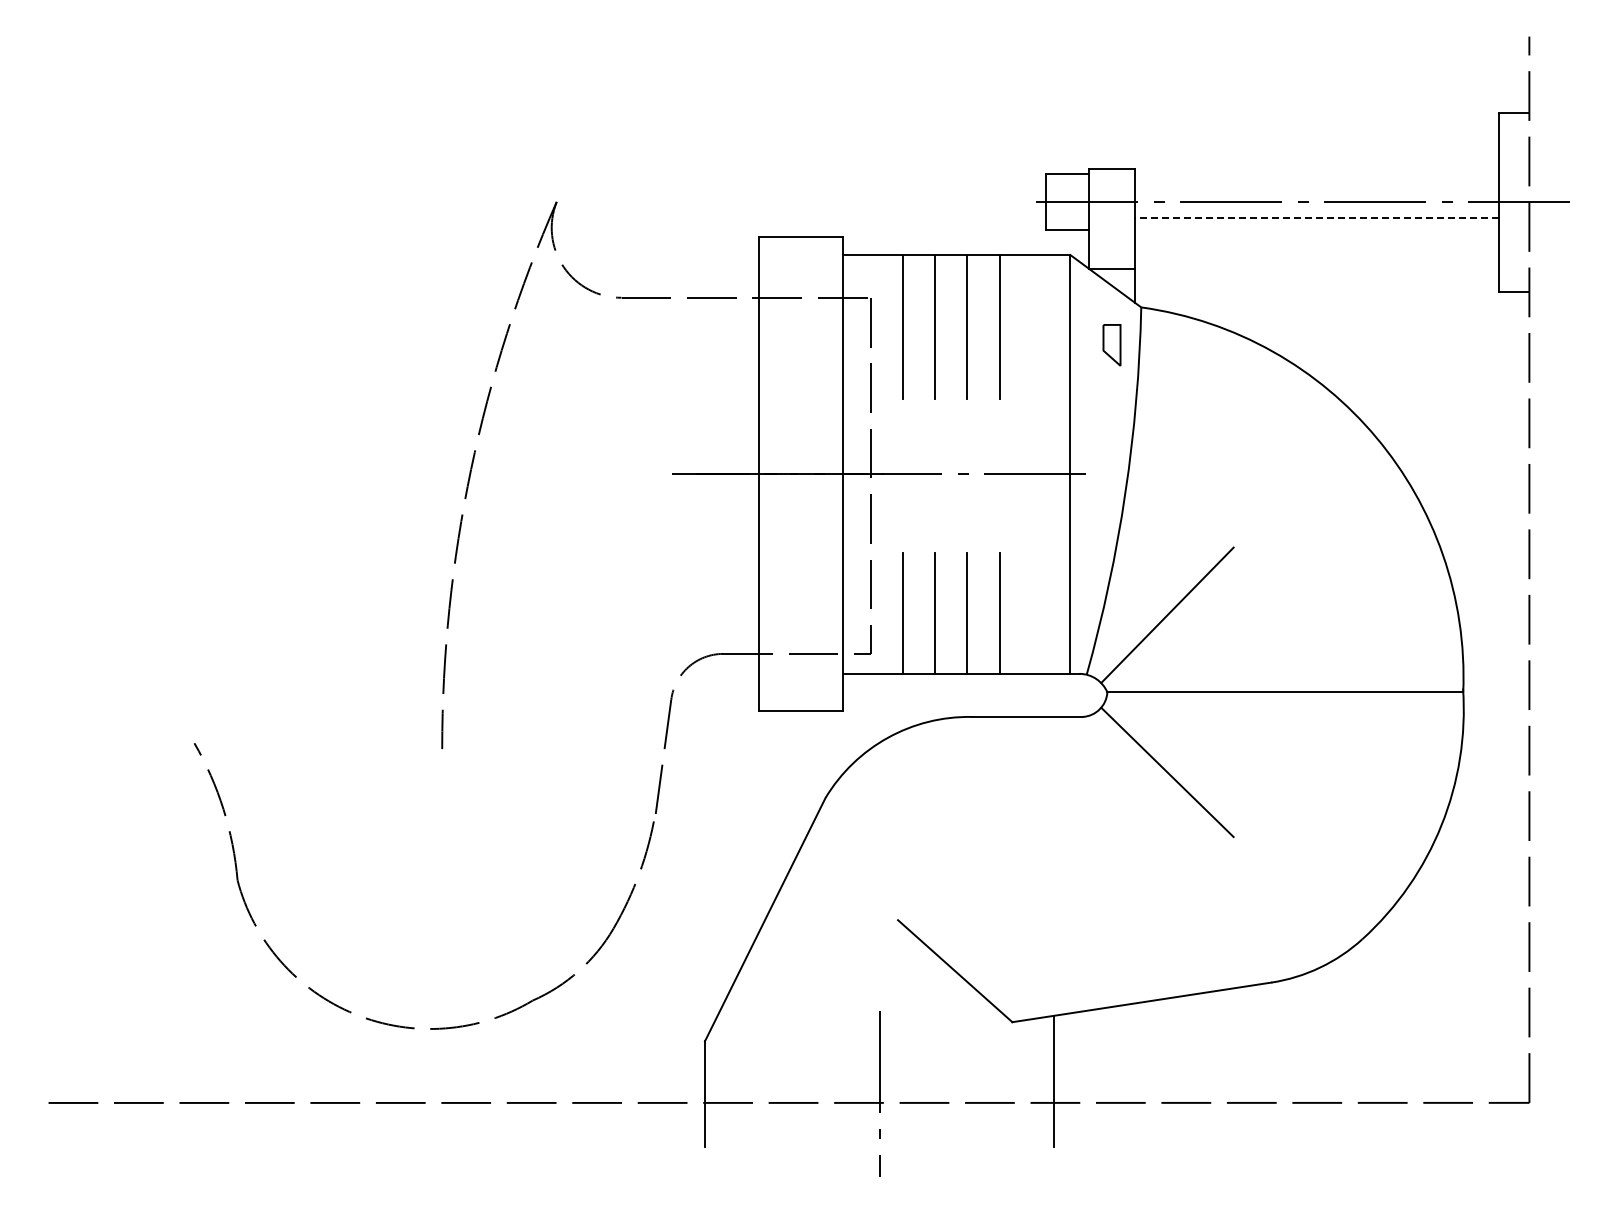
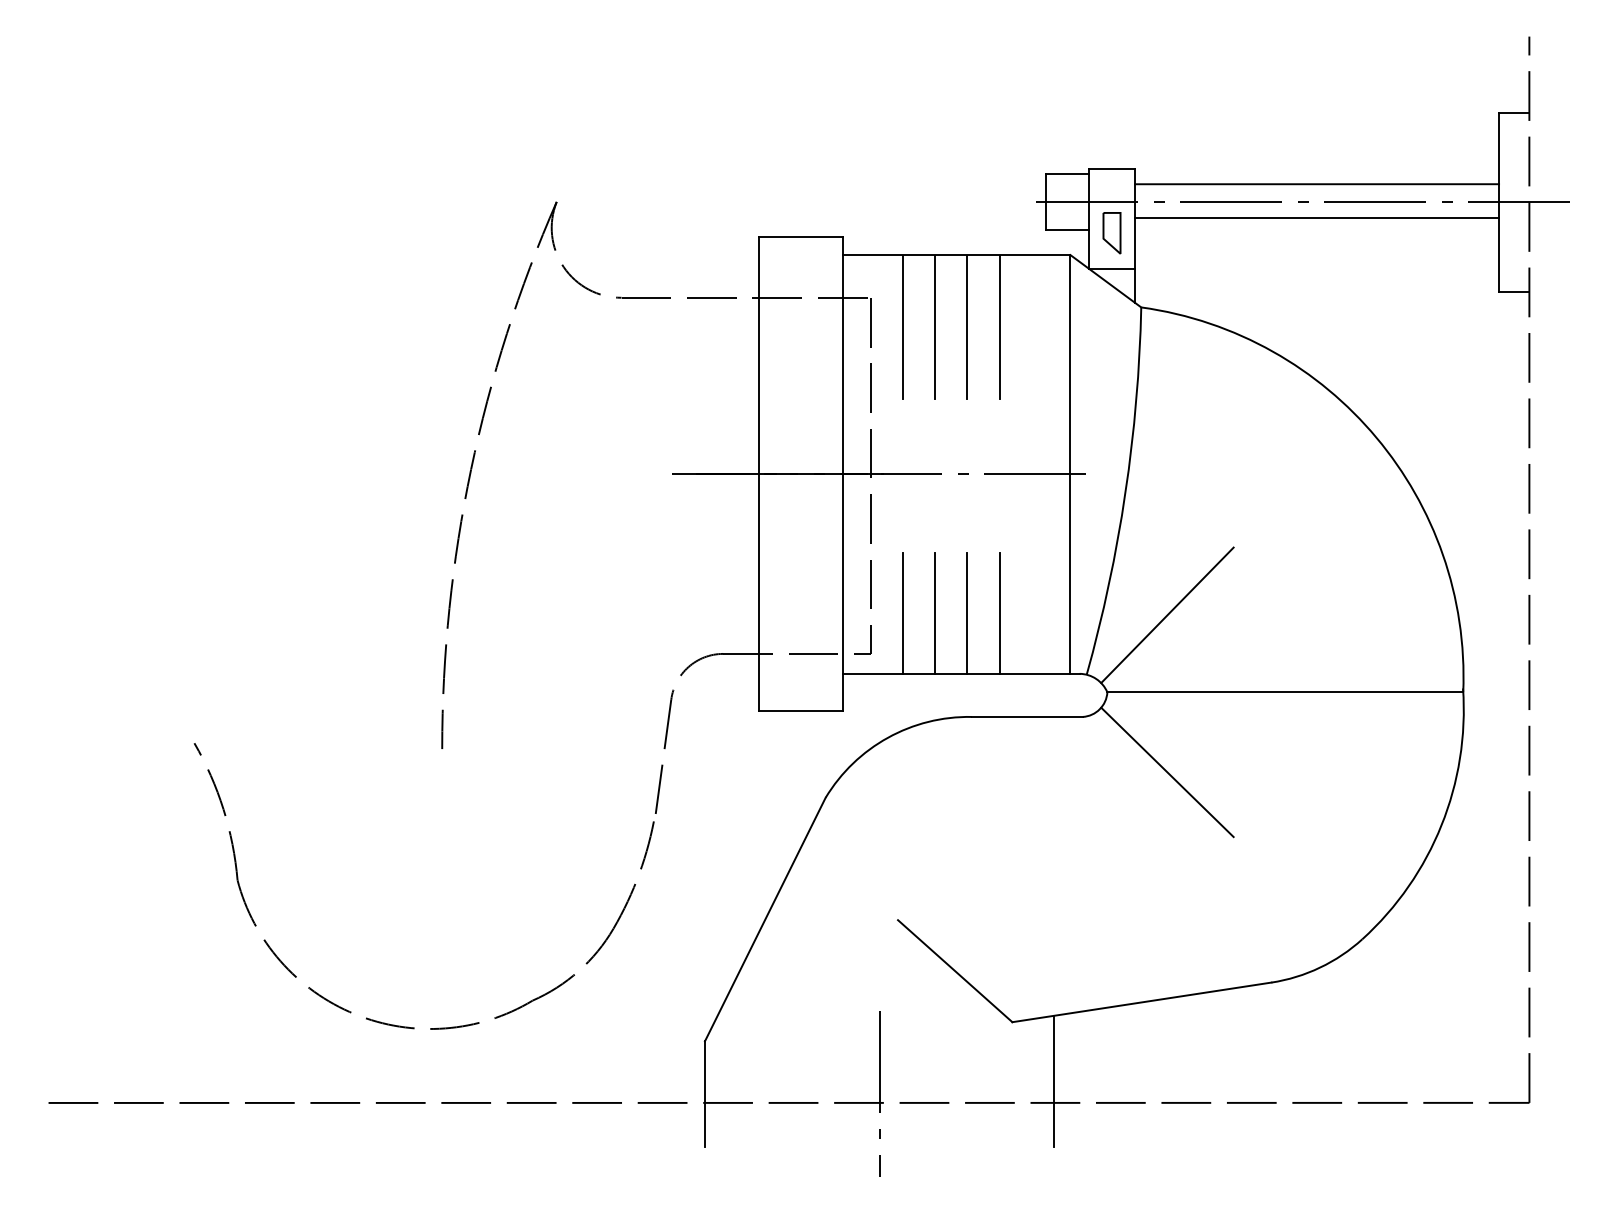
line: none -> present (1317, 184)
line: dashed -> solid (1317, 218)
part position: (1111, 345) -> (1111, 233) (1111, 233)
